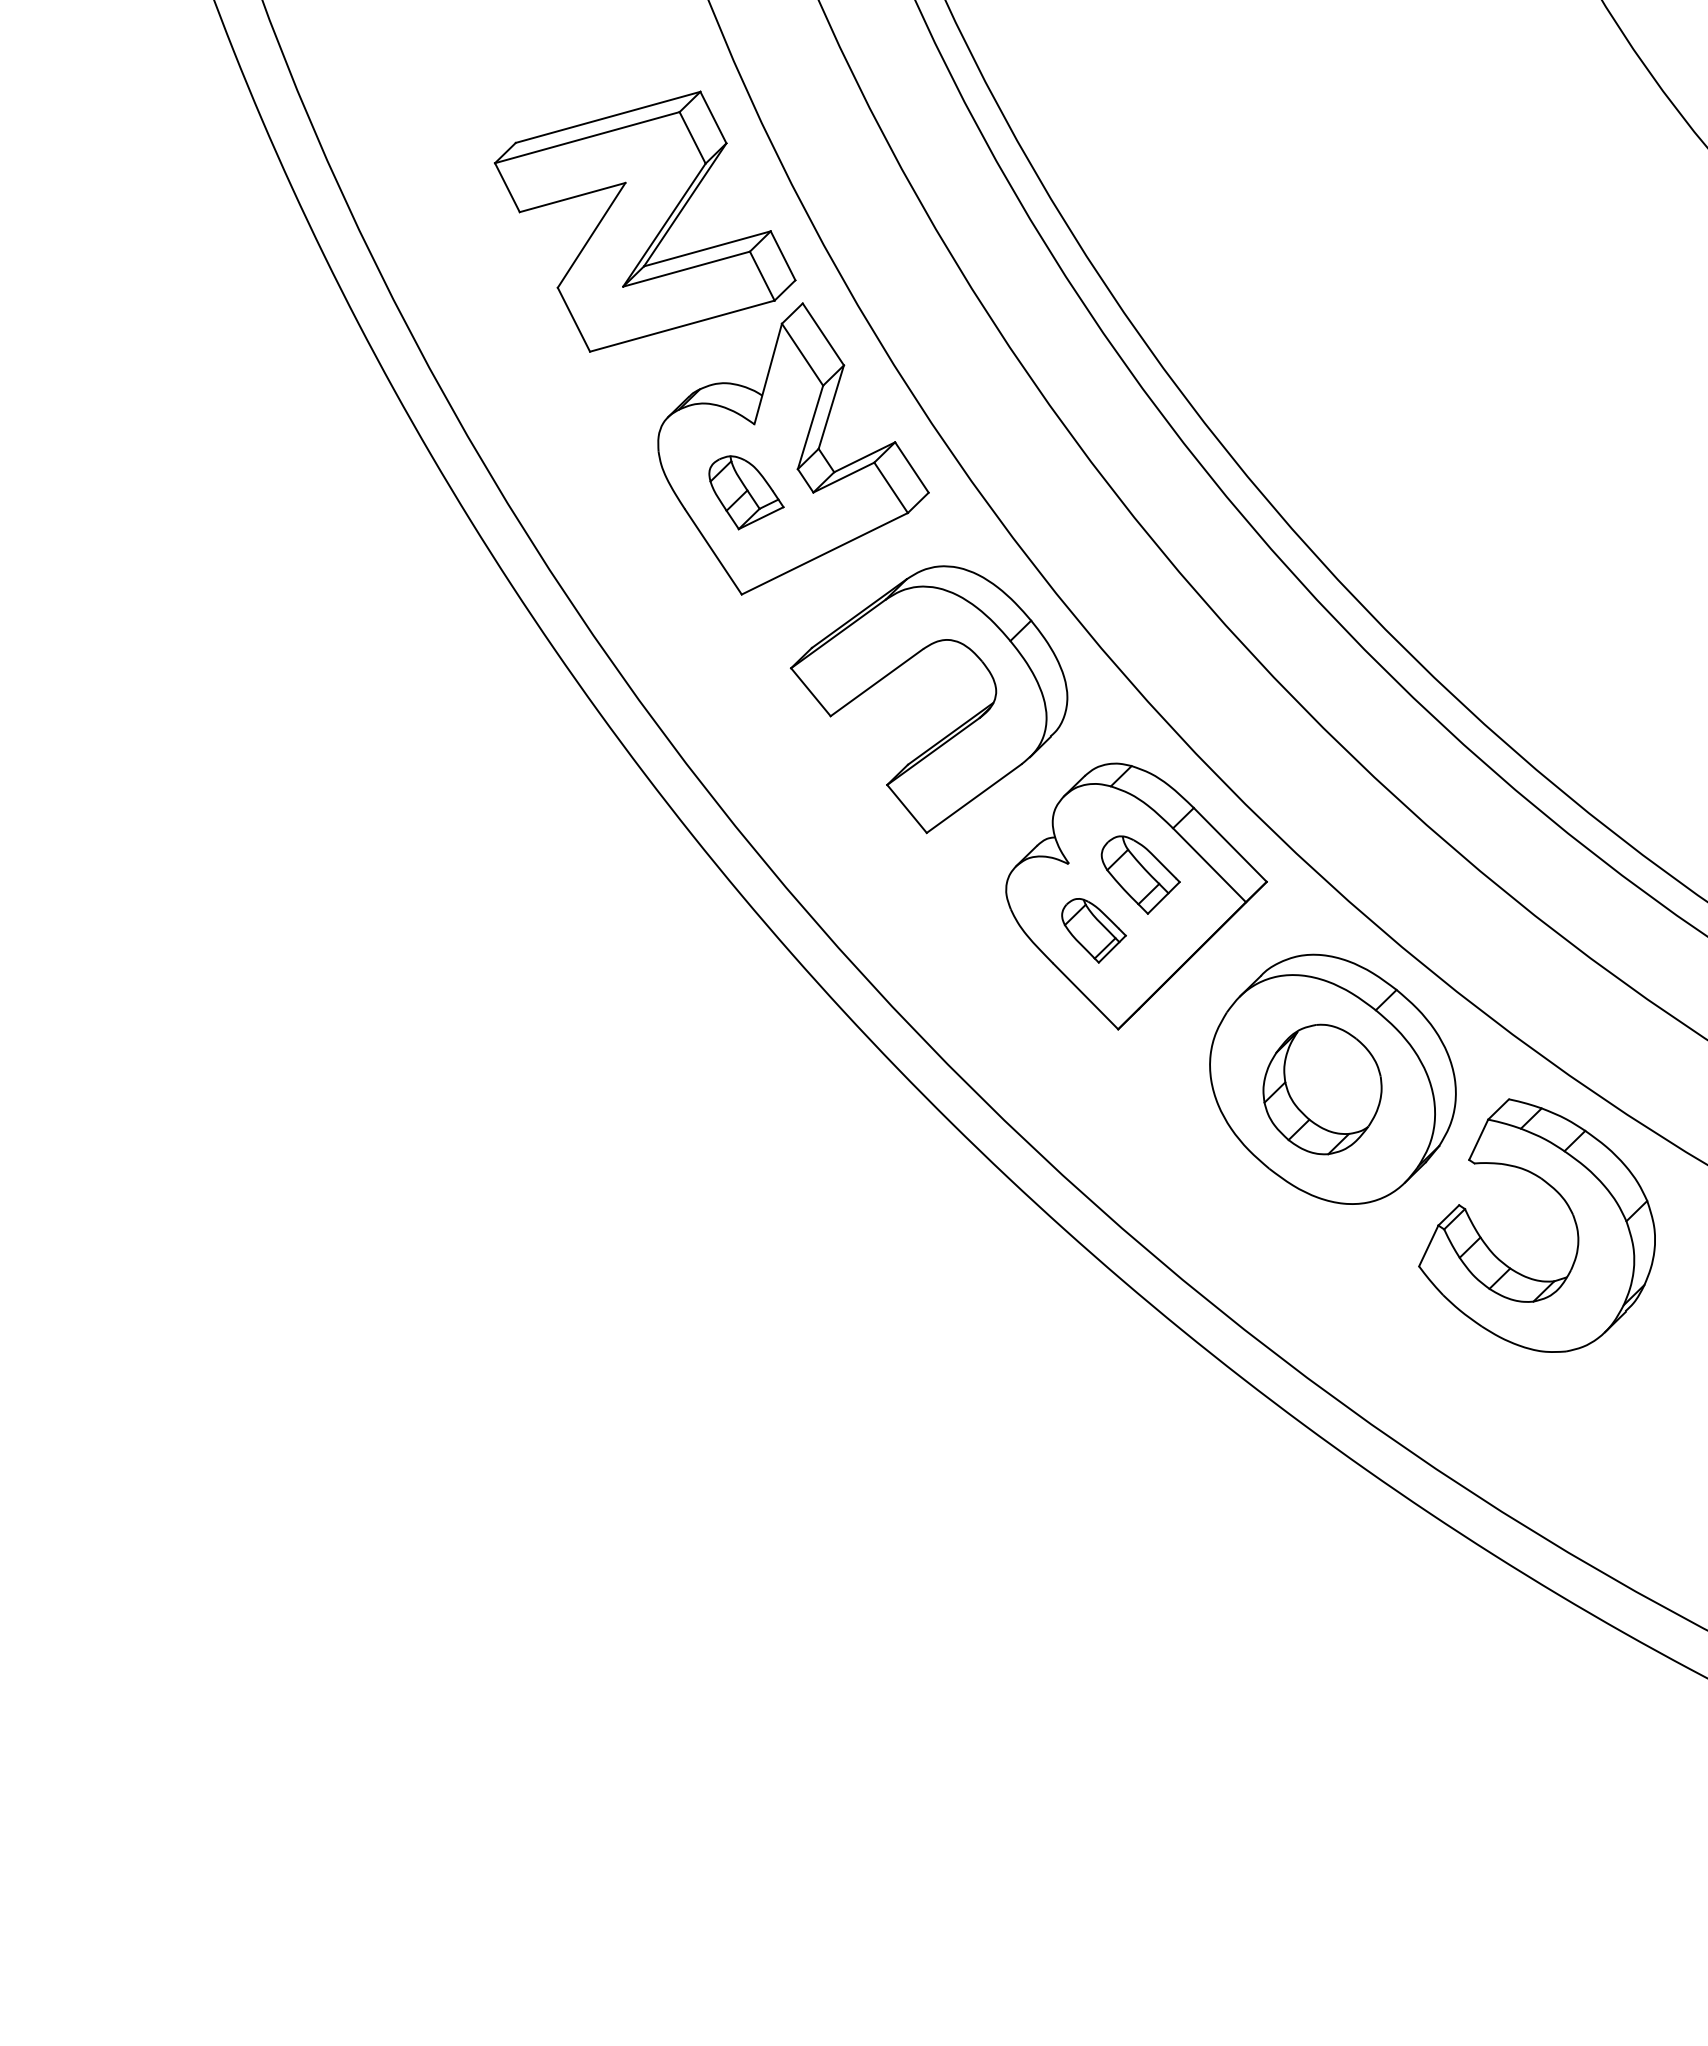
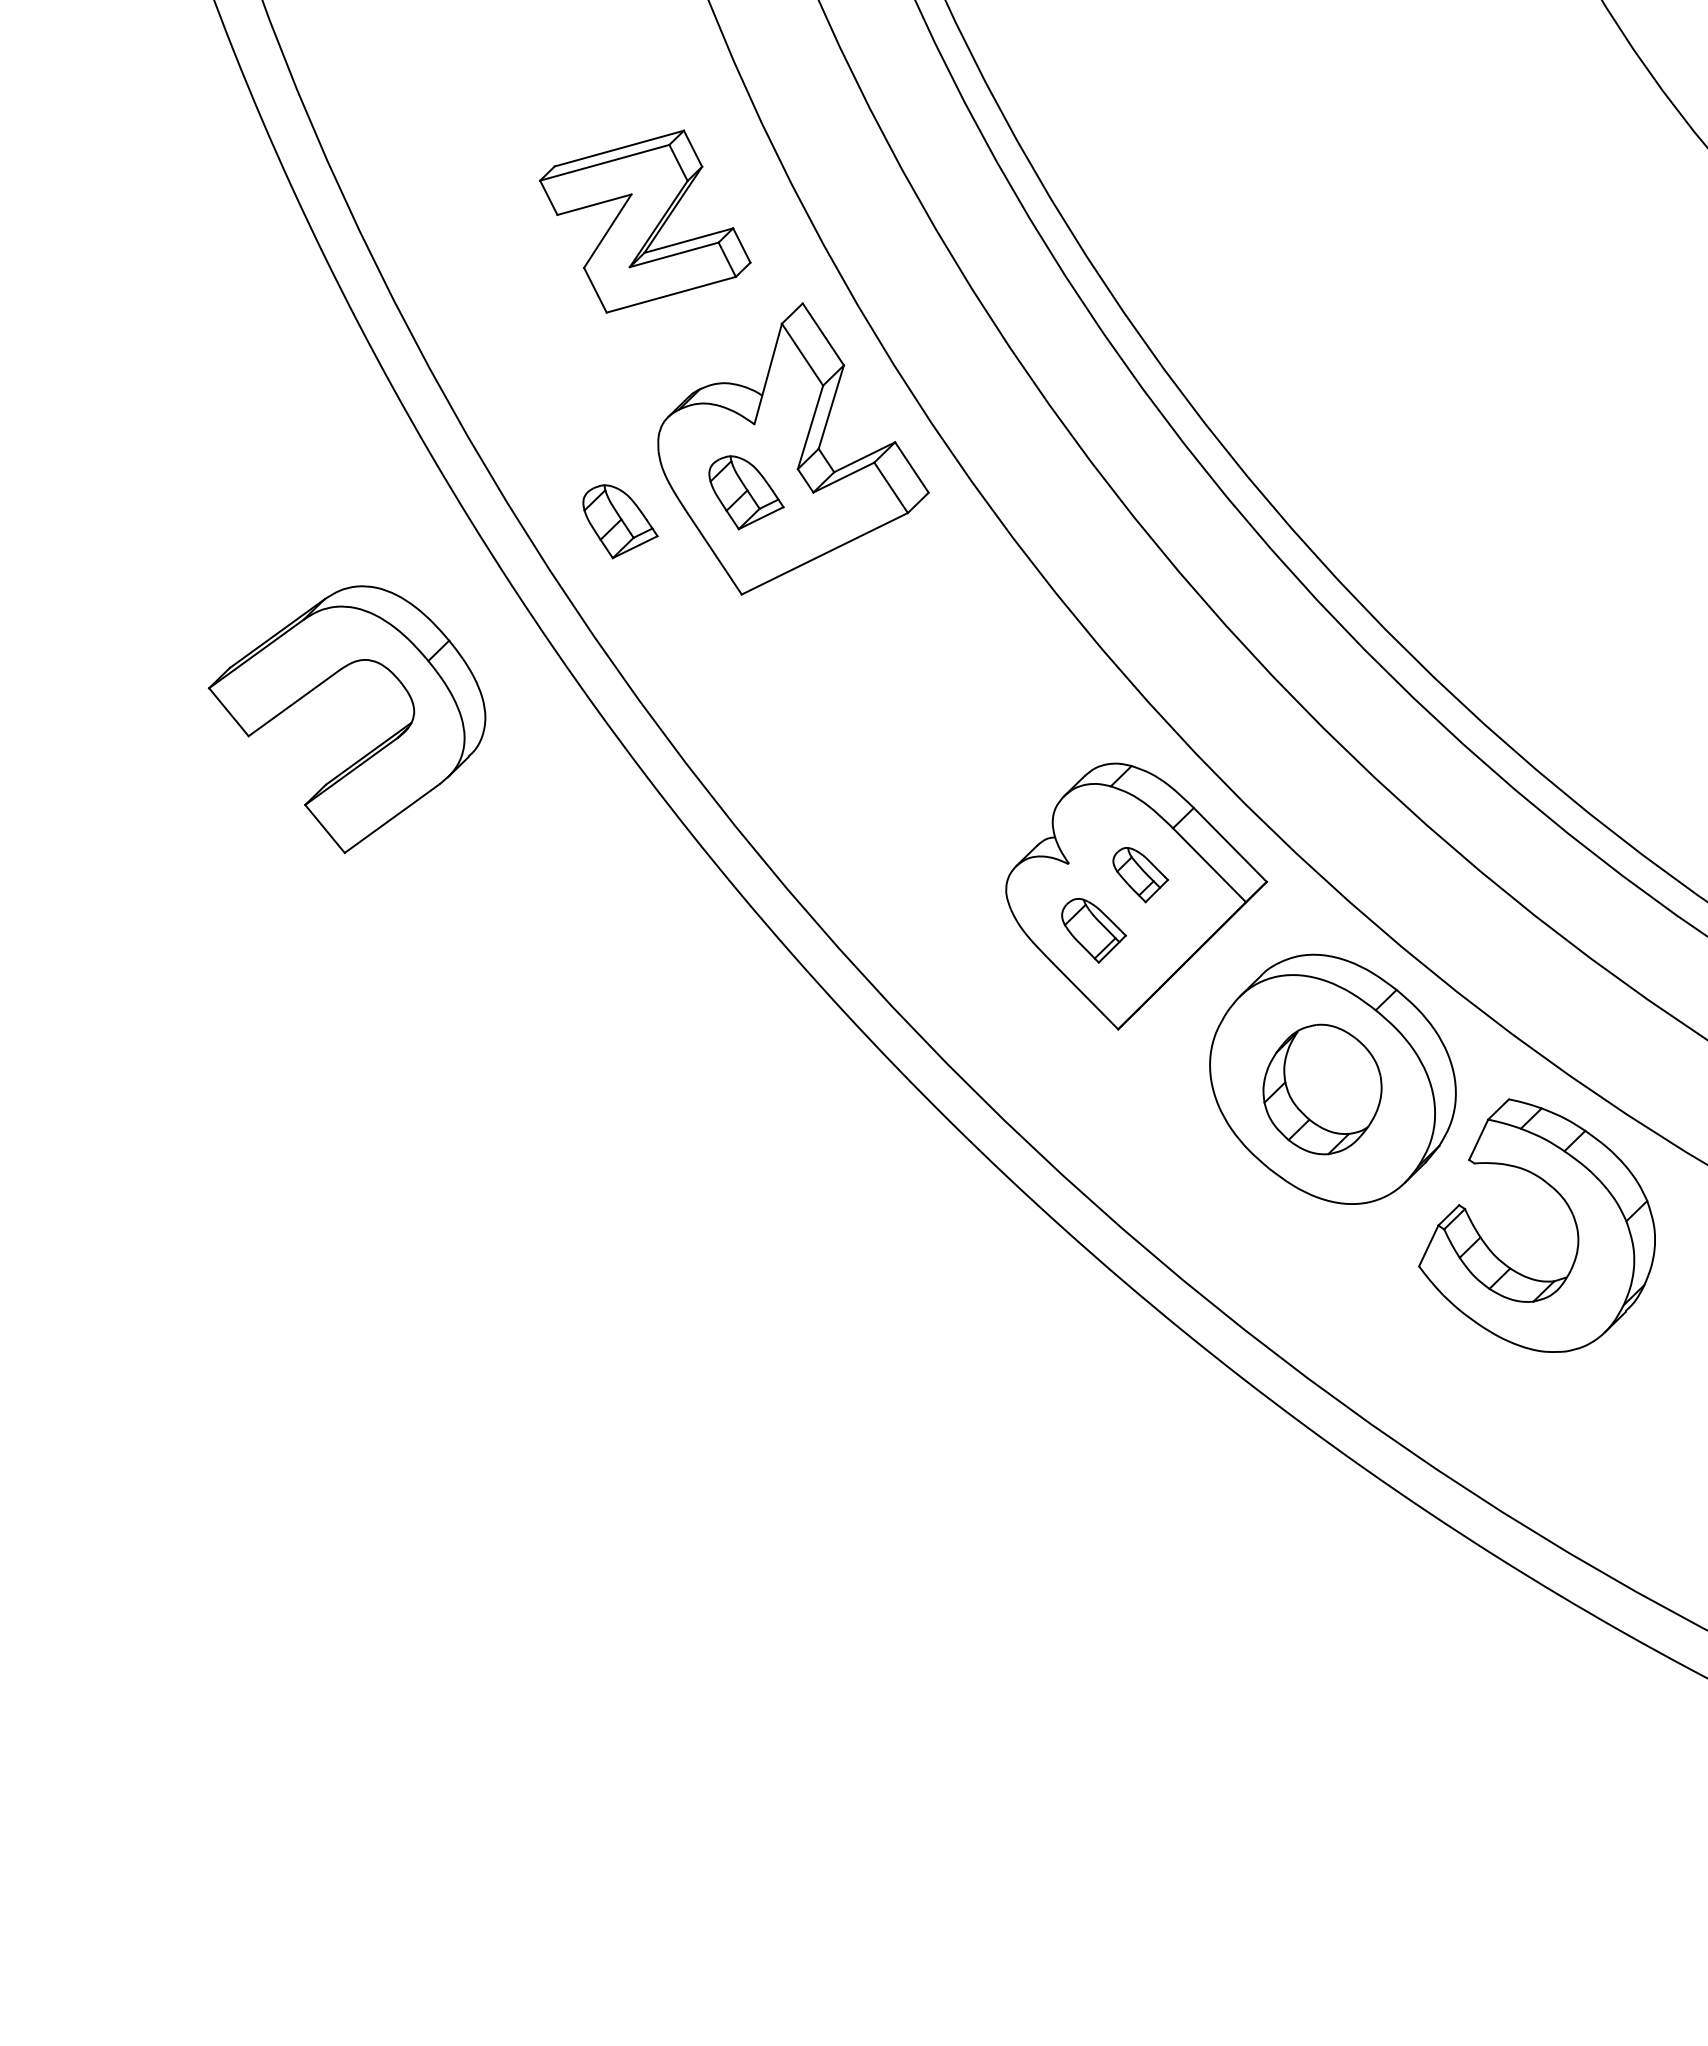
part size: 303x263 px -> 213x185 px (645, 221)
part: none -> present (620, 521)
part position: (954, 729) -> (372, 749) (372, 749)
part size: 81x80 px -> 57x57 px (1140, 875)
